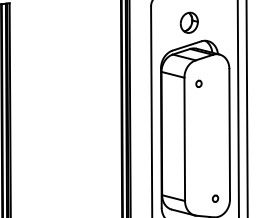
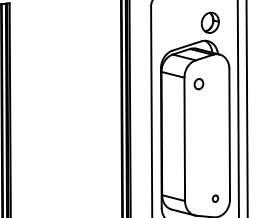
part position: (188, 22) -> (209, 22) (209, 22)
part size: 8x9 px -> 12x13 px (198, 84)
